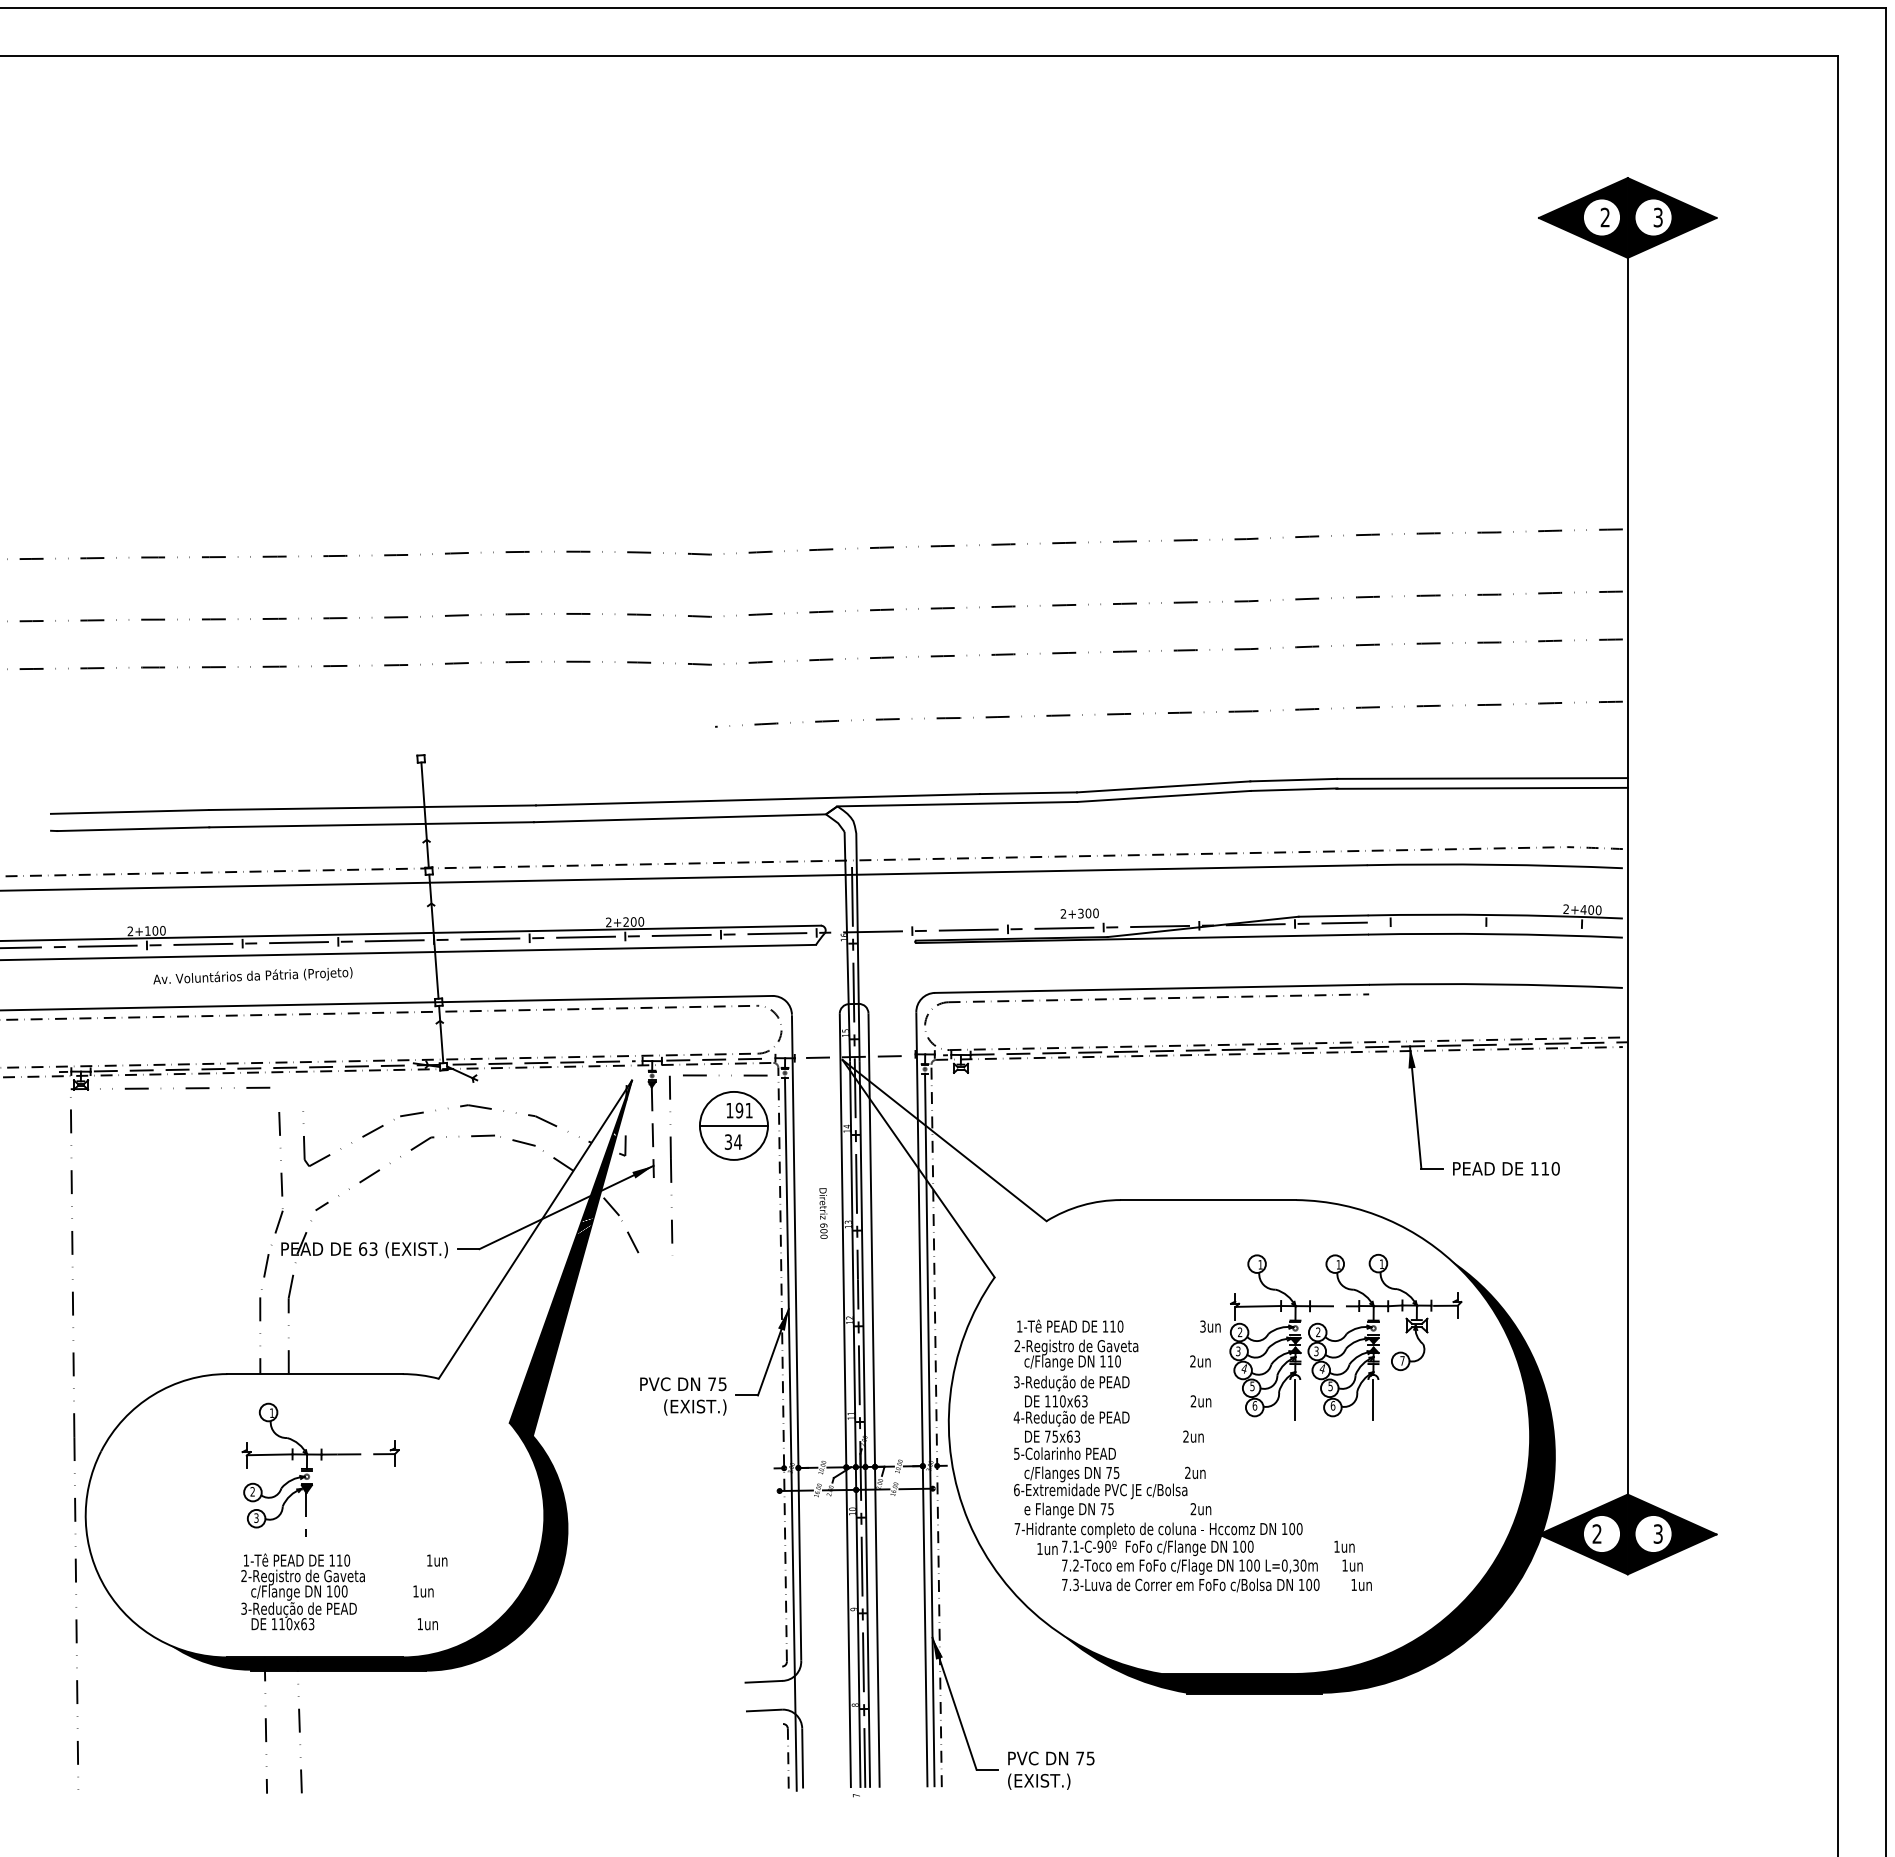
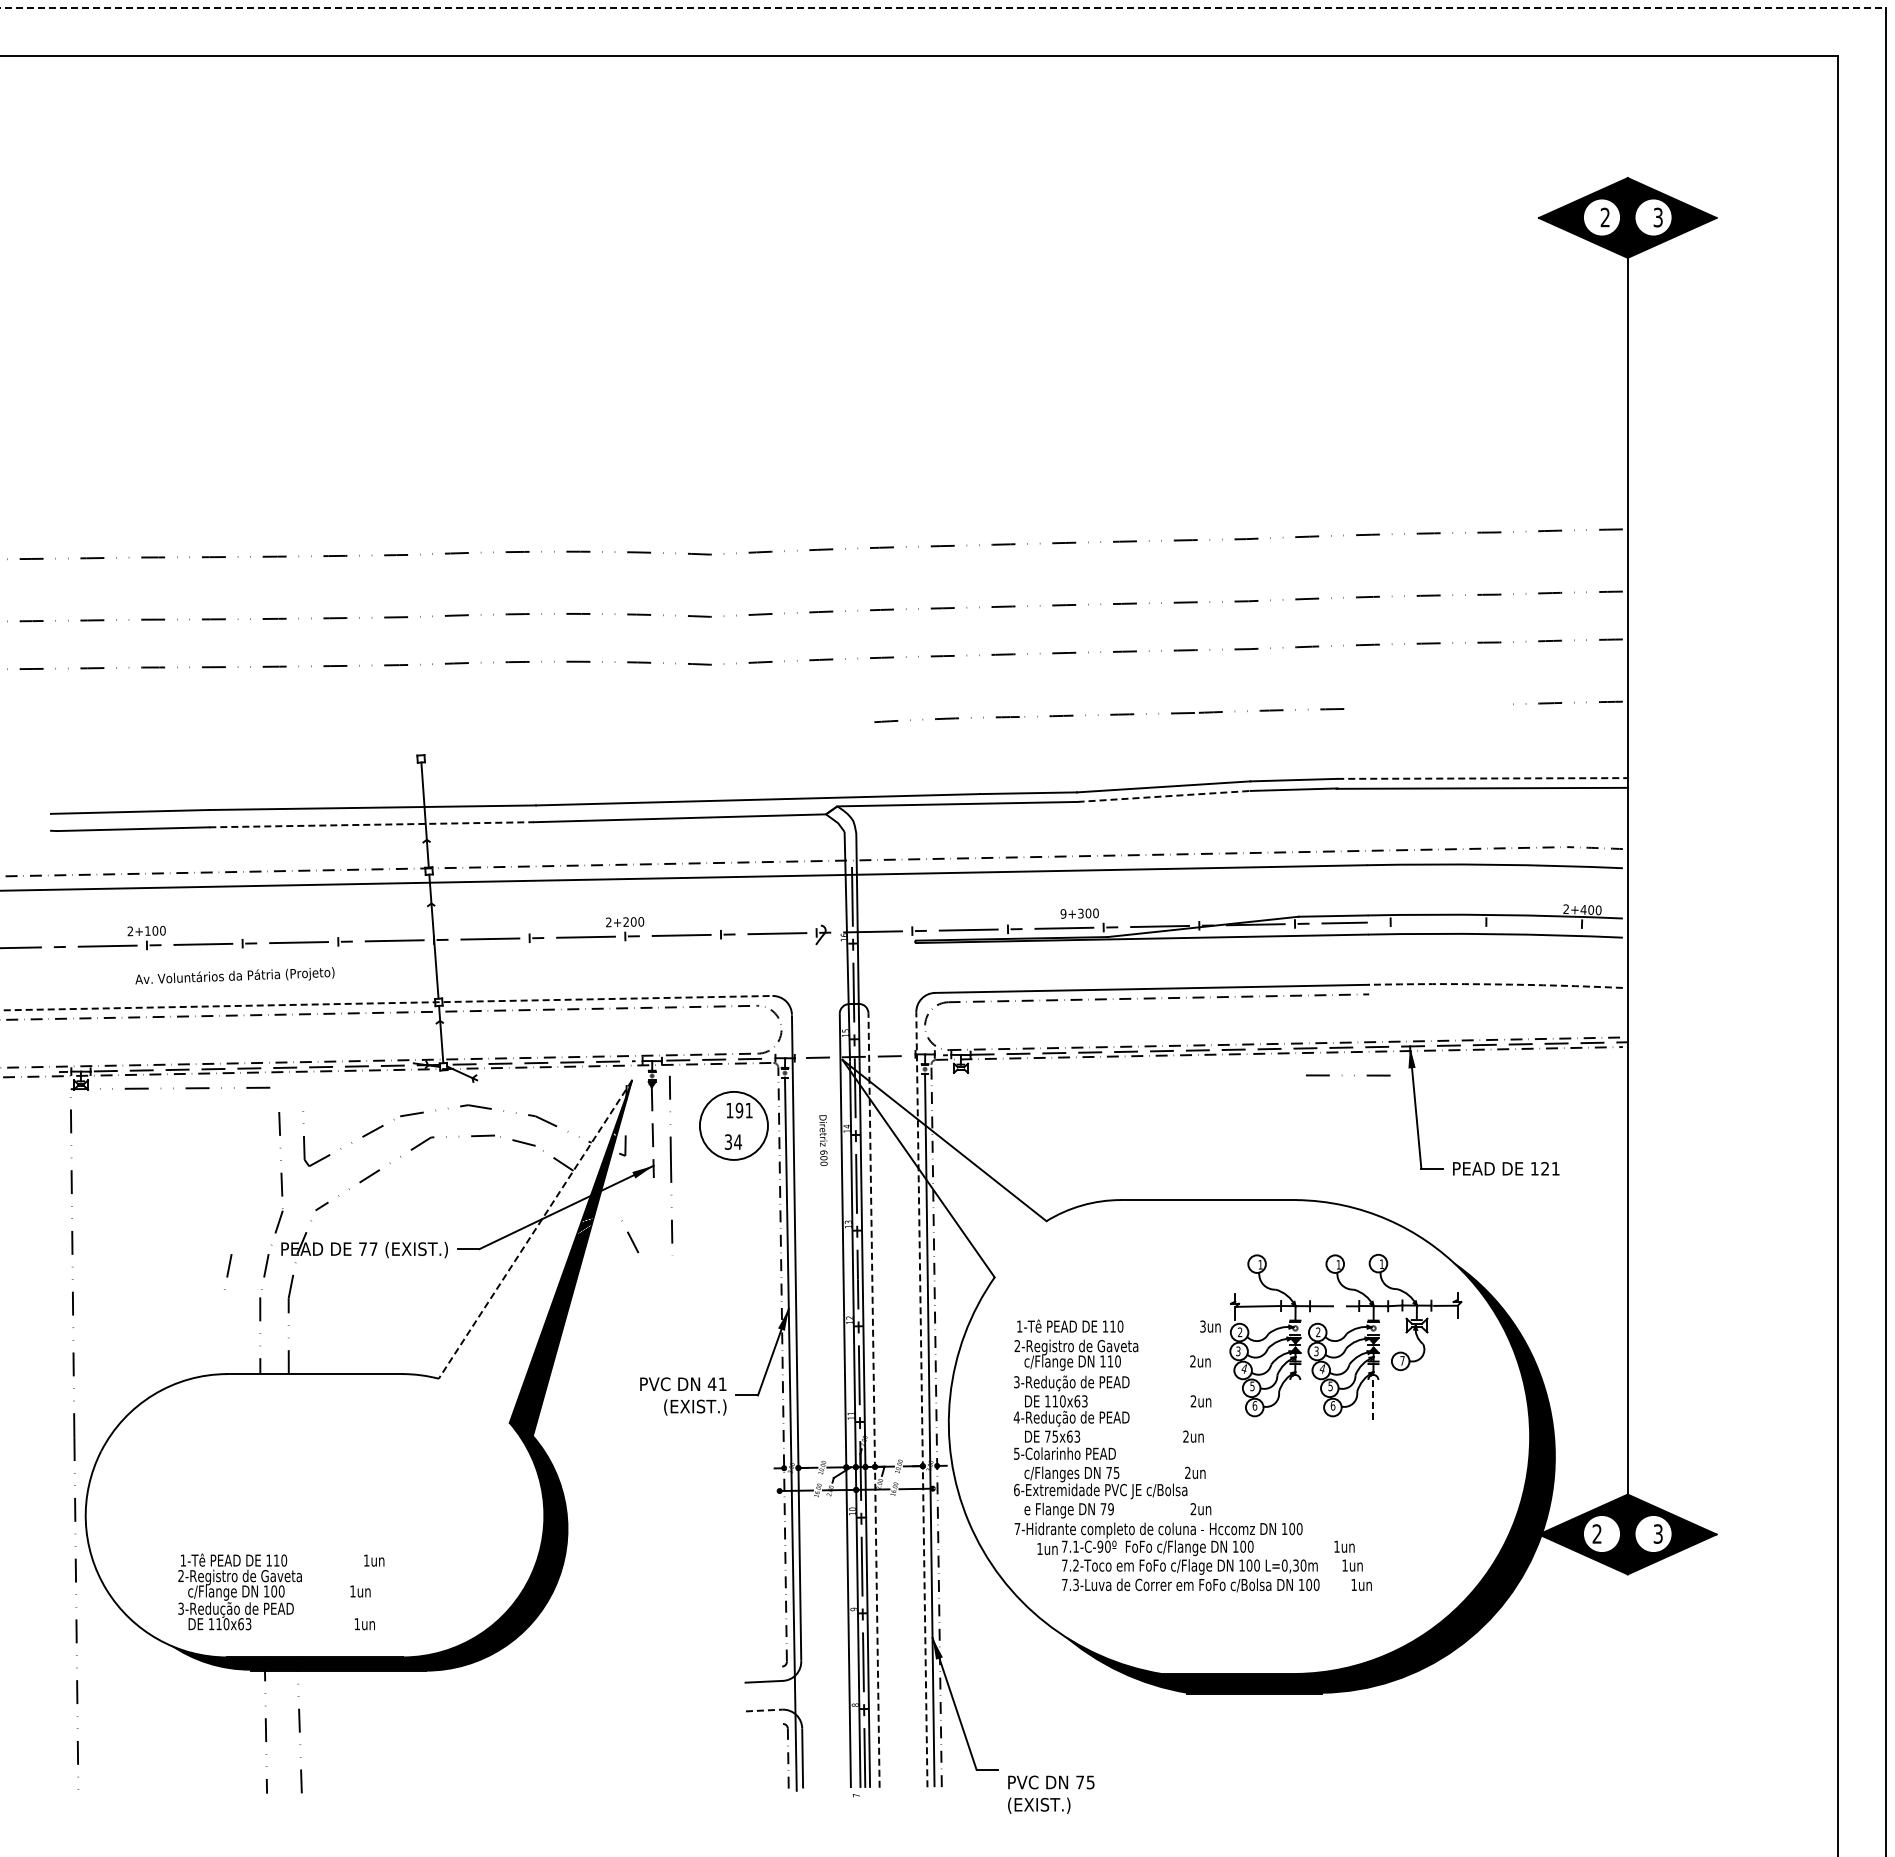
line: solid -> dashed (943, 8)
part size: 787x25 px -> 471x15 px (1109, 715)
line: solid -> dashed (1482, 778)
line: solid -> dashed (1164, 796)
line: solid -> dashed (372, 824)
text: 2+300 -> 9+300 (1063, 913)
line: present -> none (411, 932)
line: present -> none (409, 952)
text position: (252, 975) -> (234, 975) (234, 975)
arc: solid -> dashed (1495, 984)
line: solid -> dashed (386, 1003)
line position: (719, 1075) -> (1342, 1075) (1342, 1075)
line: present -> none (733, 1125)
text: 110 -> 121 (1550, 1168)
line: present -> none (611, 1206)
text position: (823, 1213) -> (823, 1140) (823, 1140)
line: solid -> dashed (535, 1229)
text: 63 -> 77 (368, 1248)
line: none -> present (228, 1271)
text: 75 -> 41 (716, 1384)
line: solid -> dashed (921, 1399)
line: present -> none (1295, 1399)
line: solid -> dashed (874, 1400)
line: solid -> dashed (1373, 1400)
part: present -> none (312, 1469)
text: 75 -> 79 (1110, 1508)
text position: (344, 1591) -> (281, 1591) (281, 1591)
line: solid -> dashed (764, 1710)
text position: (1051, 1770) -> (1051, 1794) (1051, 1794)
